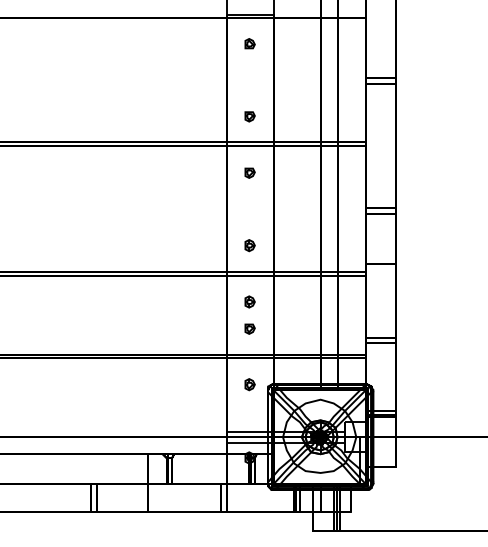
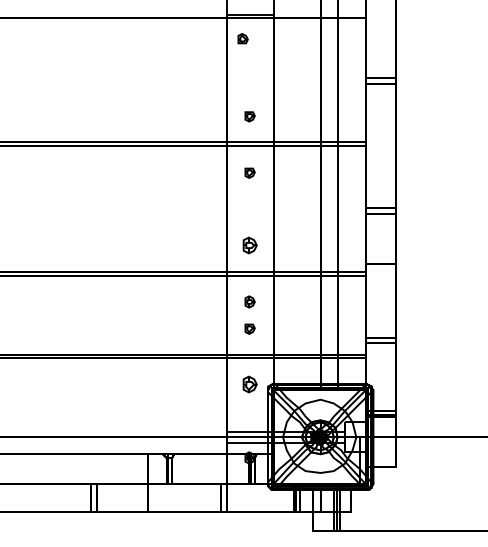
part position: (249, 43) -> (242, 38) (242, 38)
part size: 12x14 px -> 16x19 px (249, 245)
part size: 12x14 px -> 16x19 px (249, 384)
